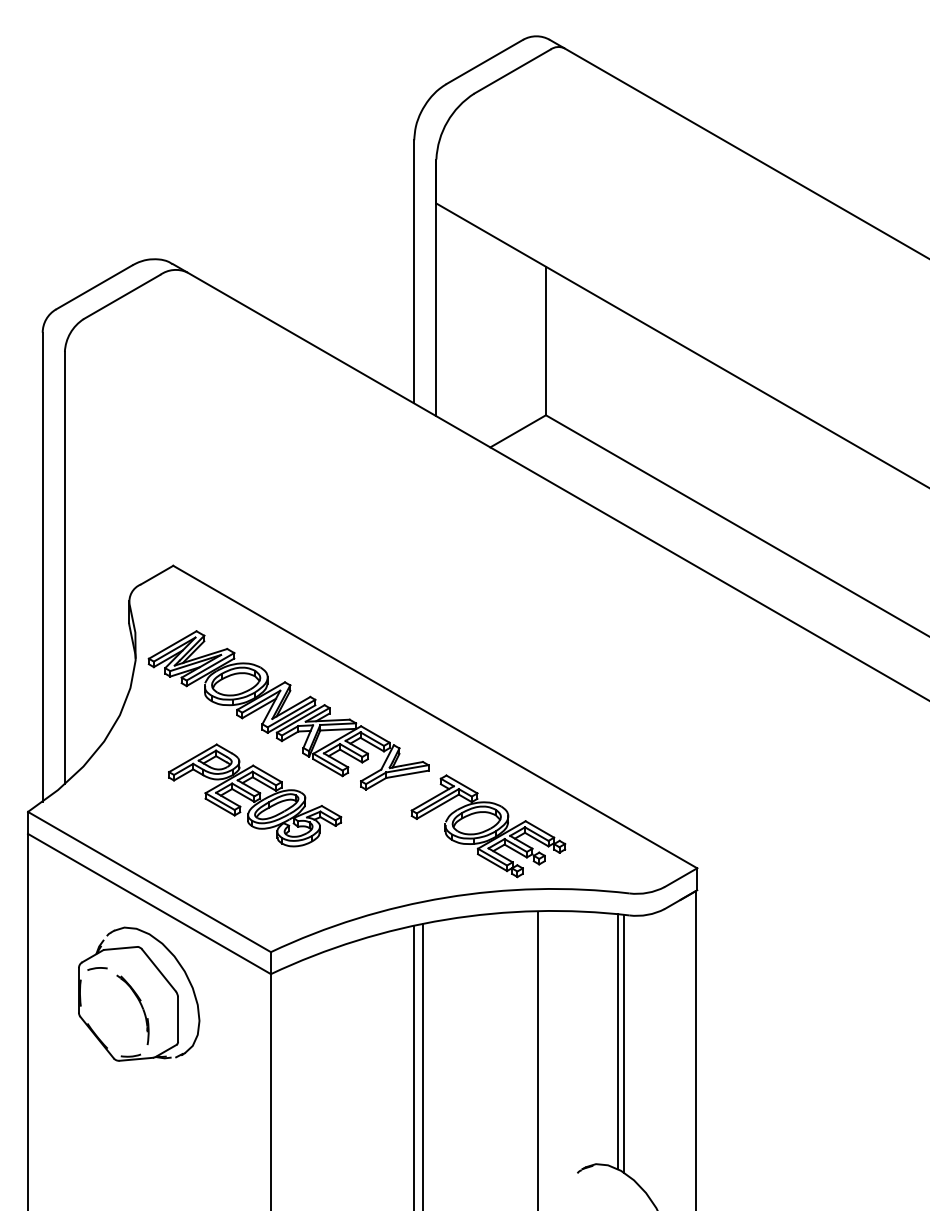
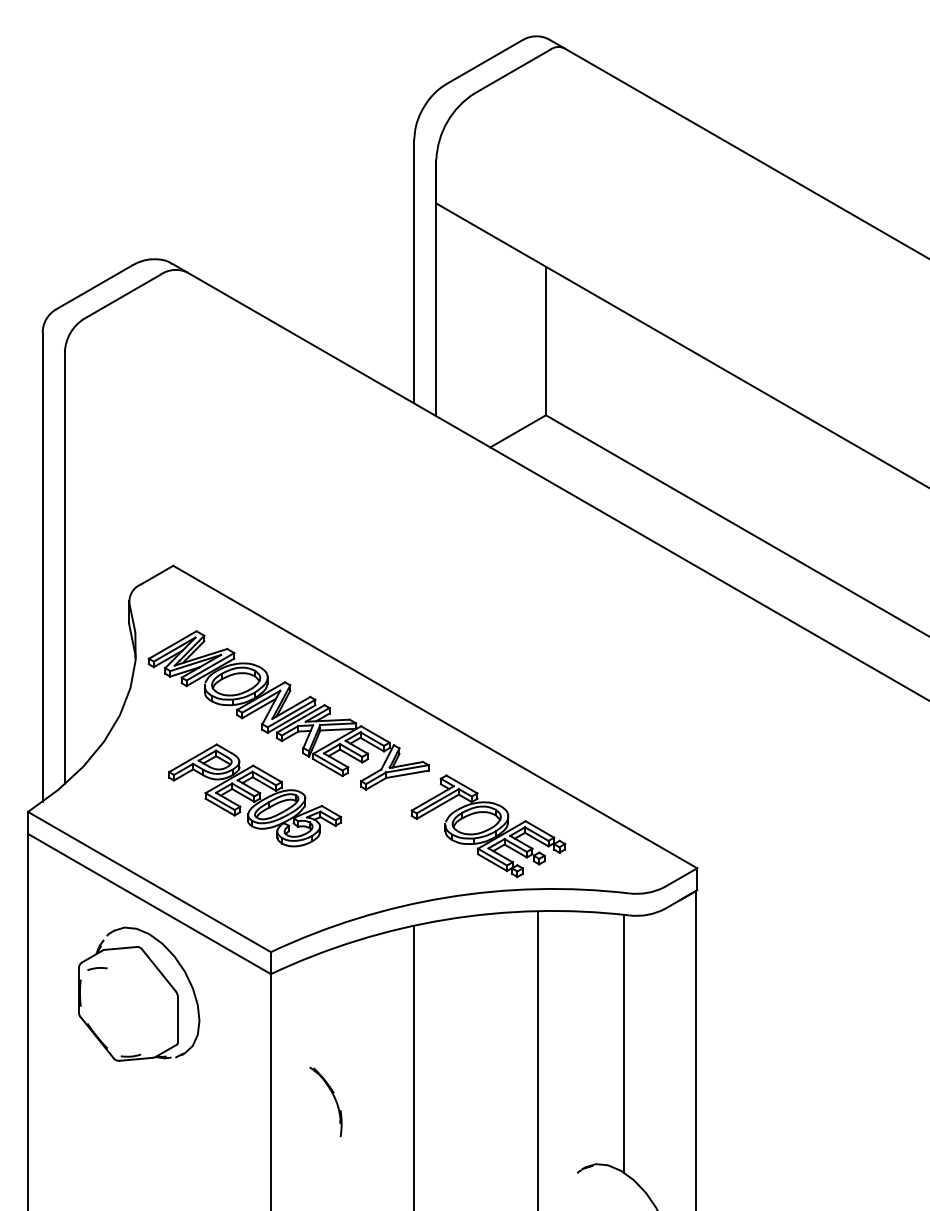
part position: (140, 1005) -> (333, 1097) (333, 1097)
line: present -> none (617, 1041)
line: present -> none (423, 1065)
